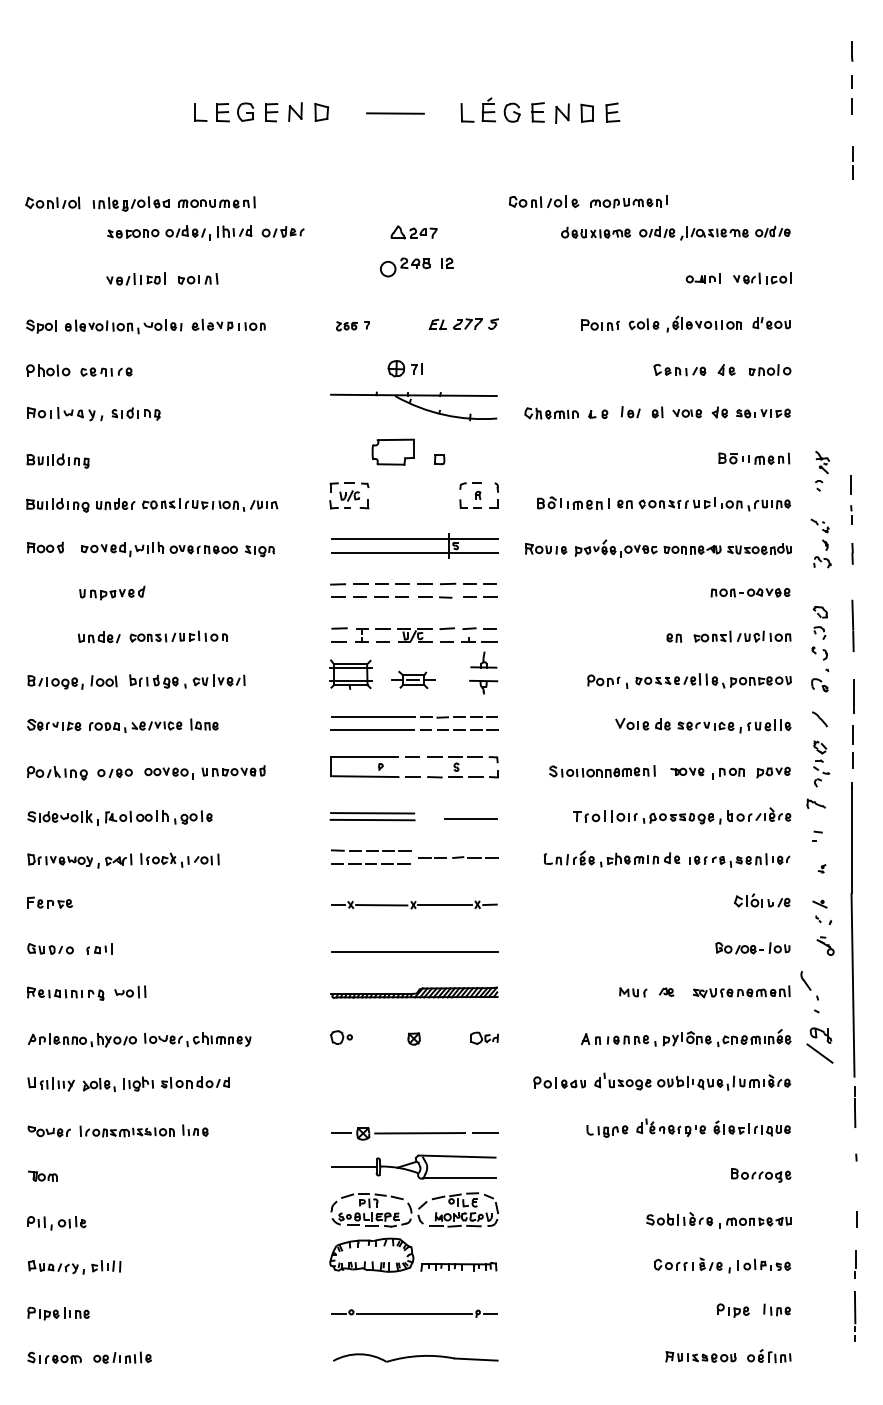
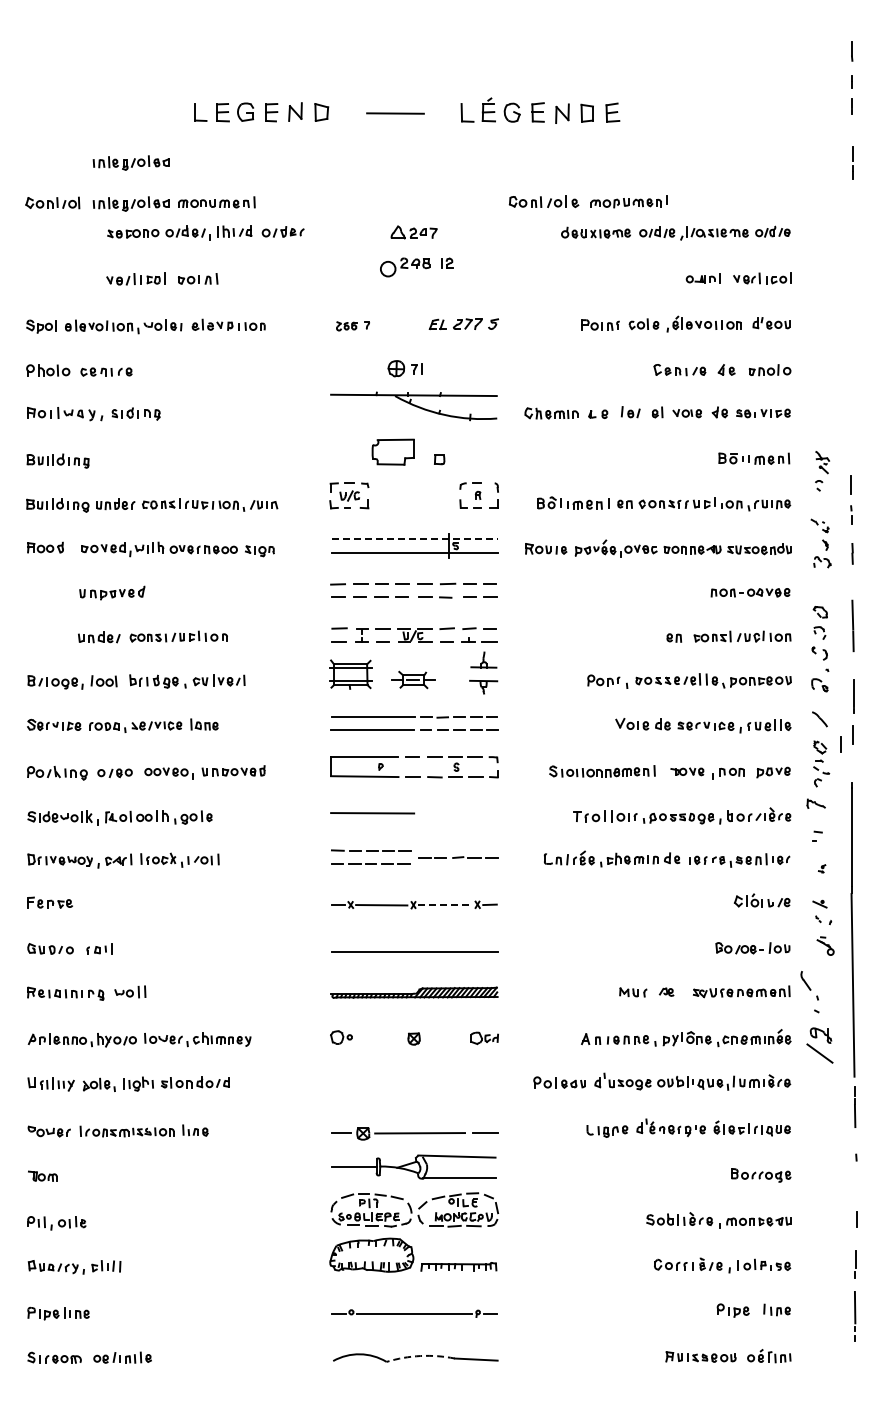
part: none -> present (130, 162)
line: solid -> dashed (414, 538)
line position: (852, 760) -> (840, 744) (840, 744)
line: present -> none (372, 819)
line: present -> none (470, 819)
line: solid -> dashed (445, 905)
arc: solid -> dashed (420, 1356)
